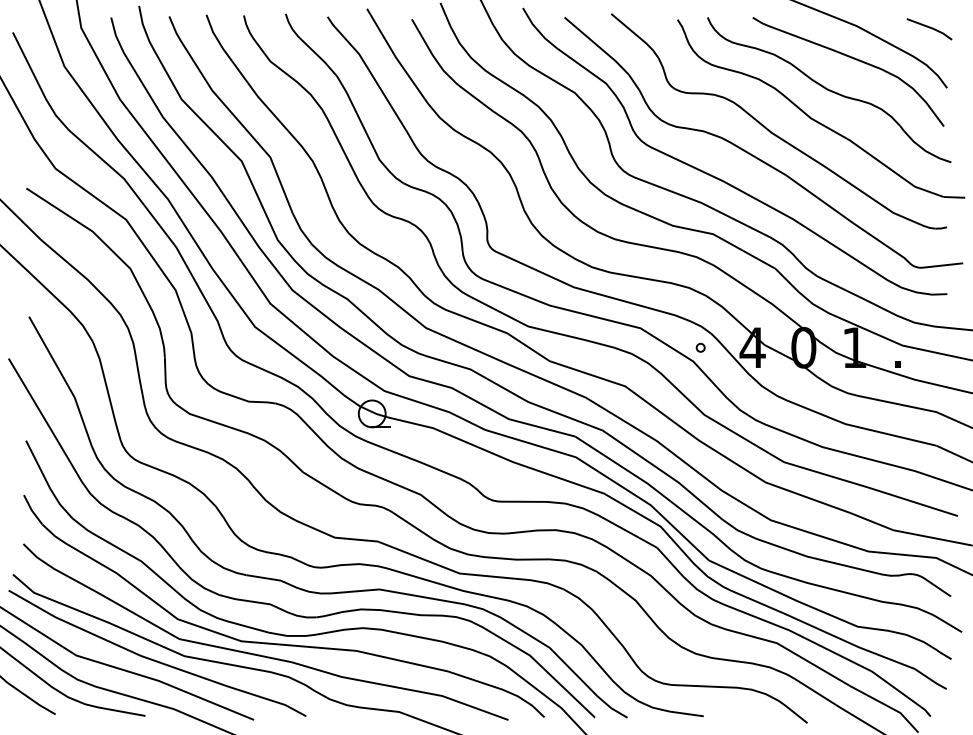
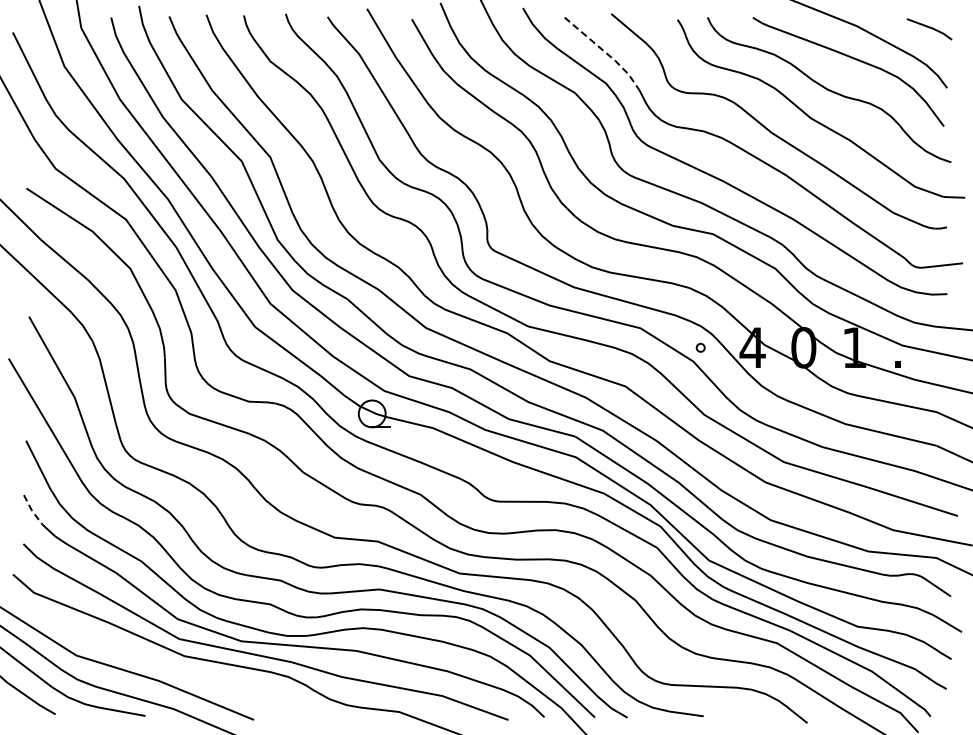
line: solid -> dashed (605, 52)
line: solid -> dashed (31, 510)
curve: present -> none (154, 659)
